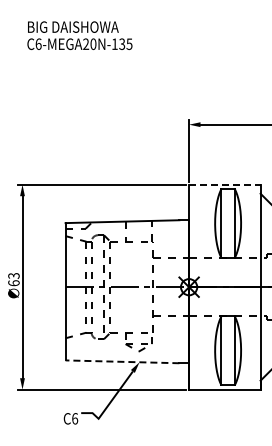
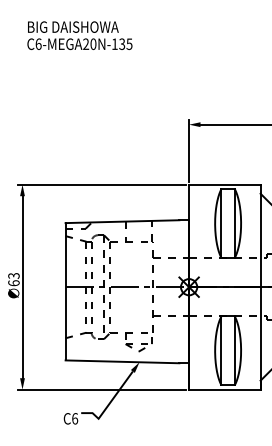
line: dashed -> solid (224, 184)
line: dashed -> solid (122, 361)
